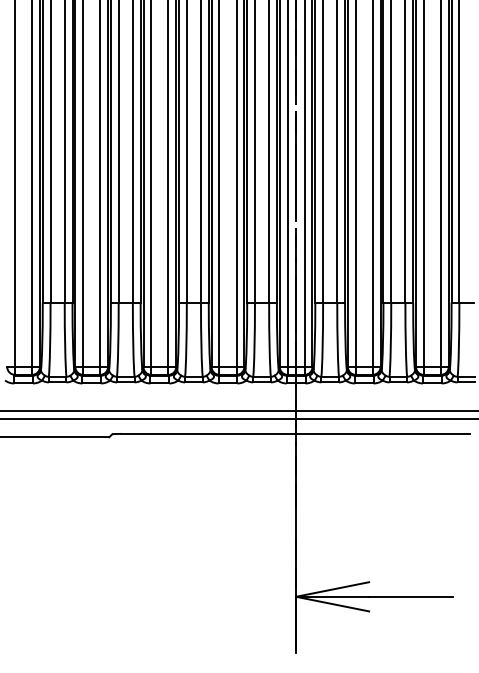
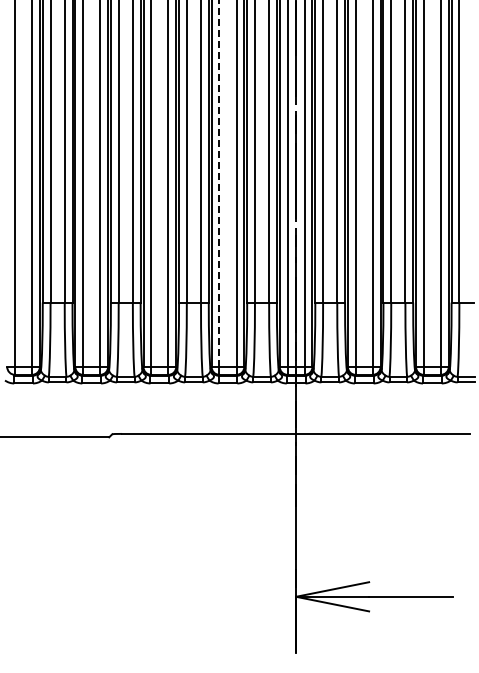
line: solid -> dashed (219, 183)
line: present -> none (238, 411)
line: present -> none (238, 419)
